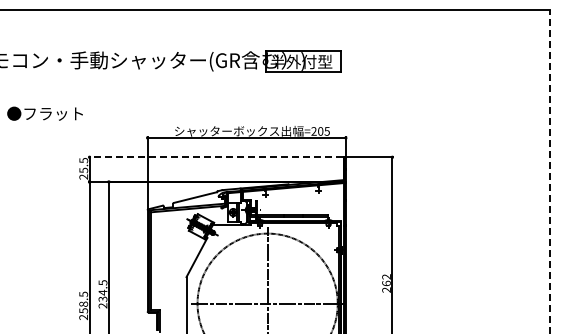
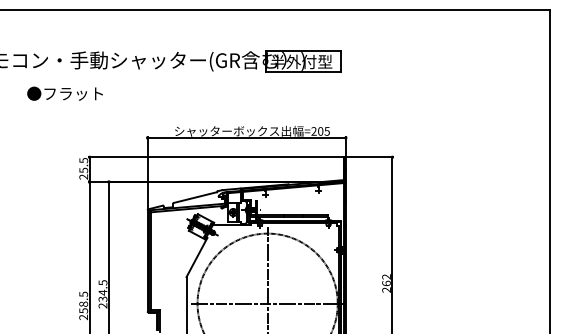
text position: (44, 113) -> (64, 93) (64, 93)
line: dashed -> solid (215, 157)
line: dashed -> solid (549, 171)
